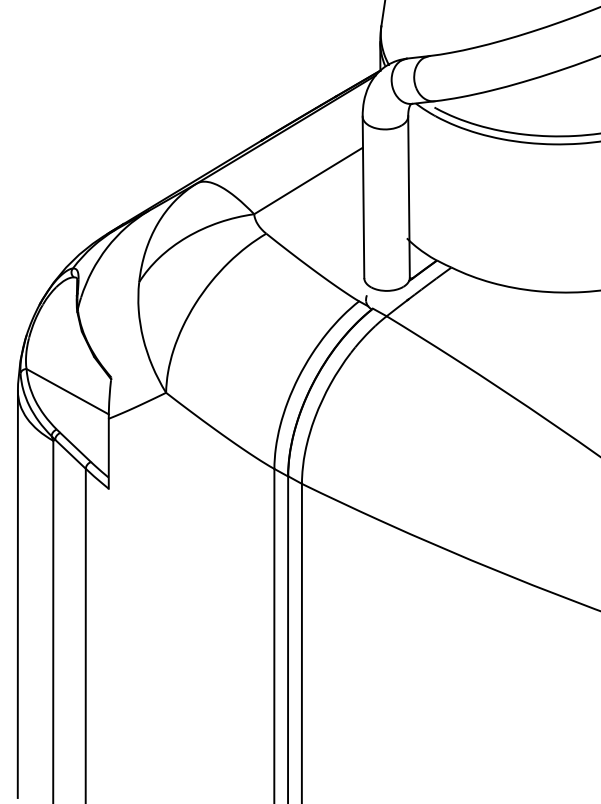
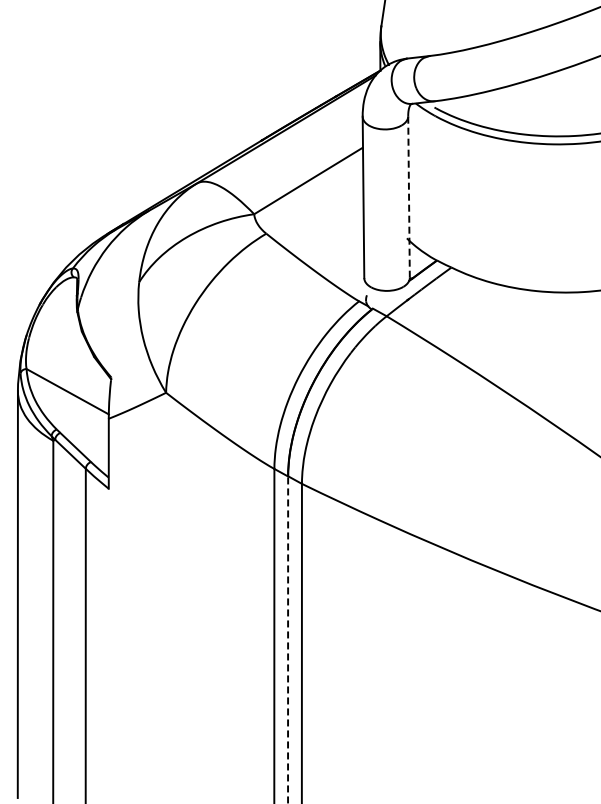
line: solid -> dashed (409, 196)
line: solid -> dashed (288, 640)
